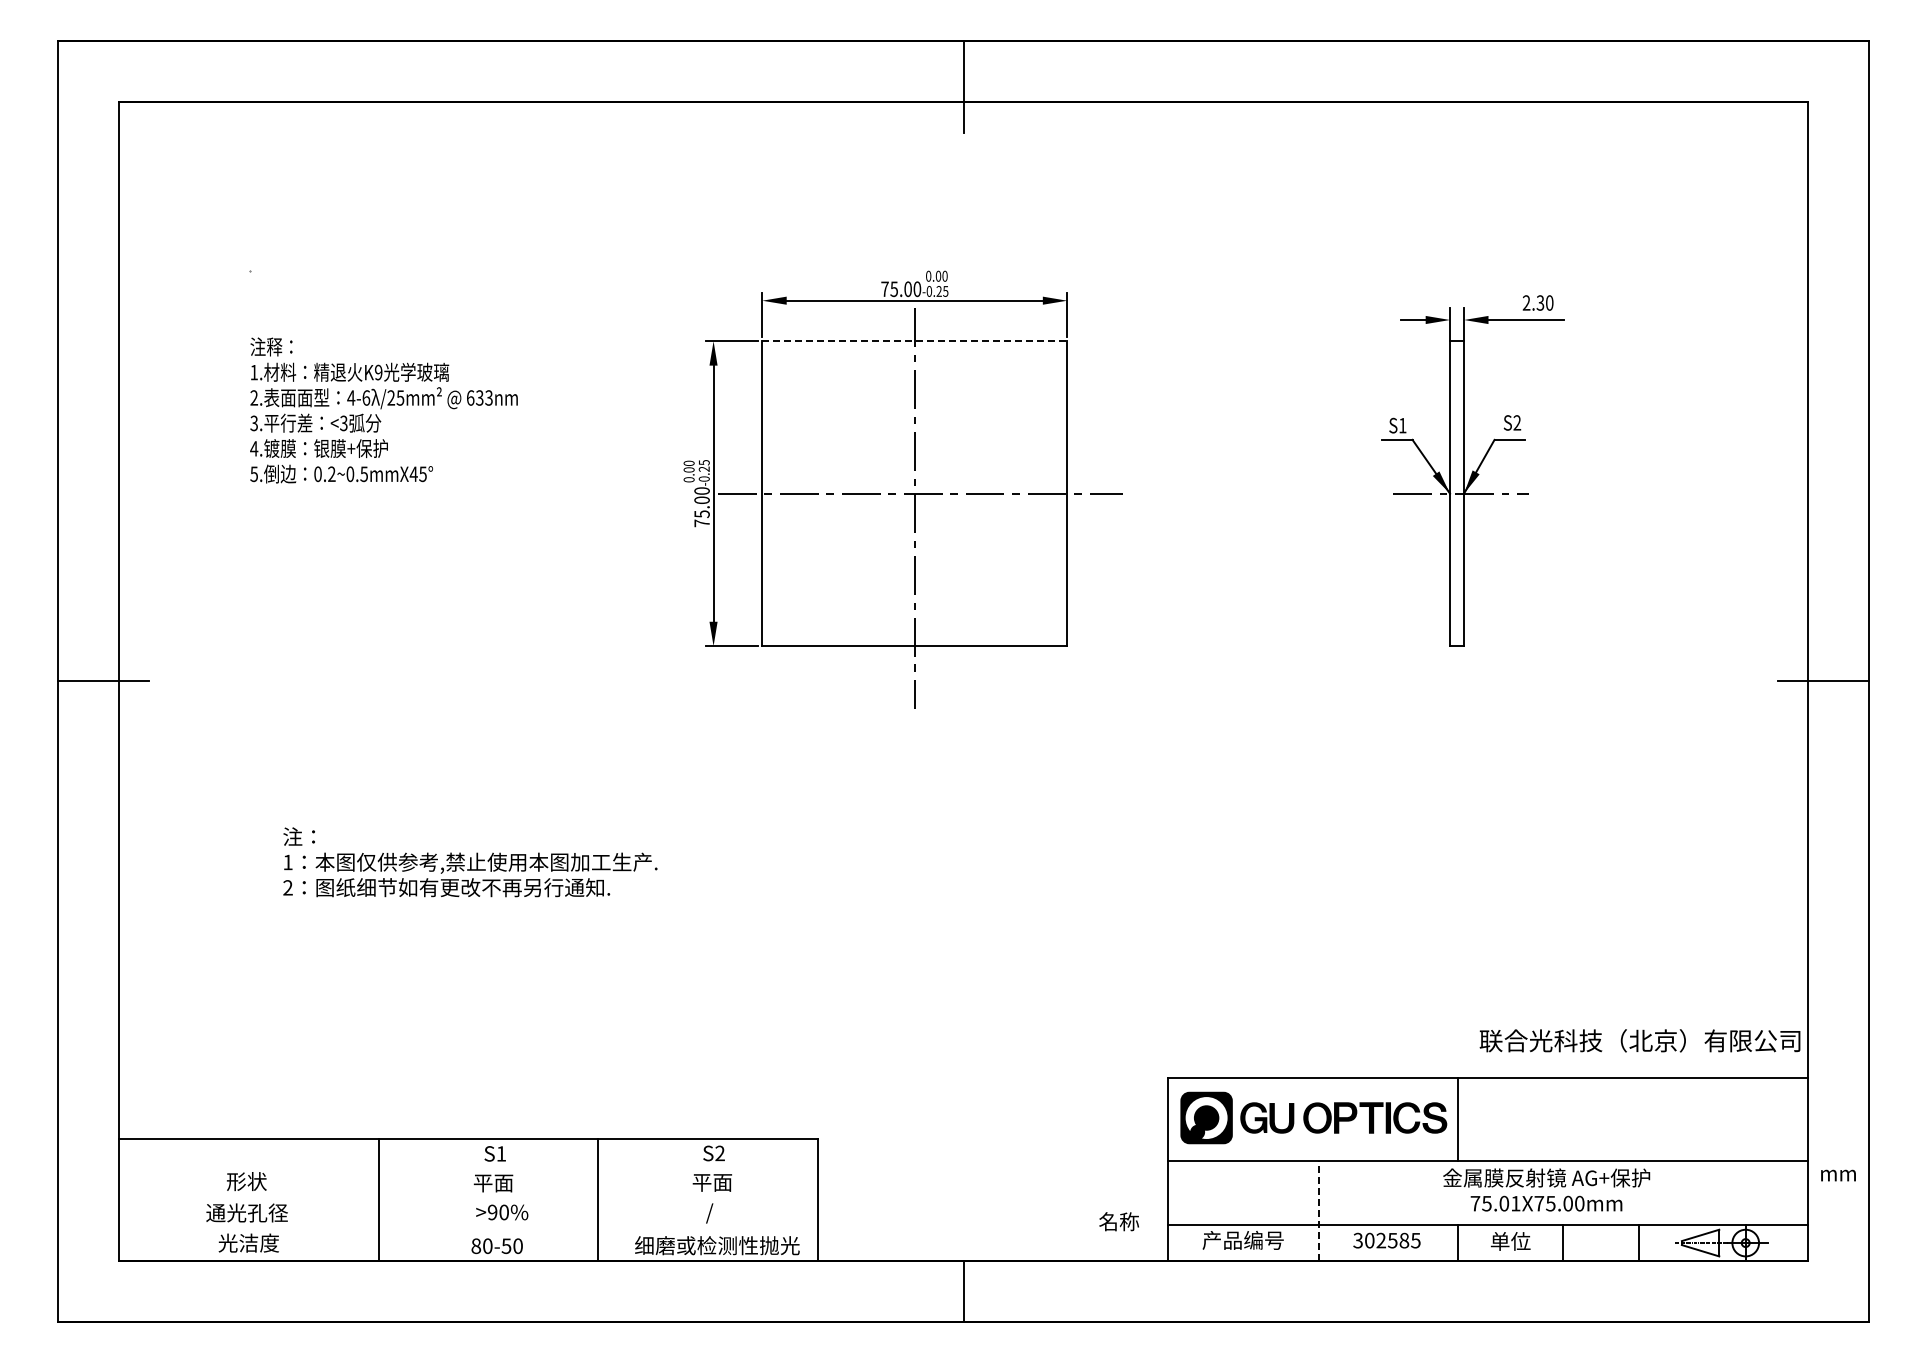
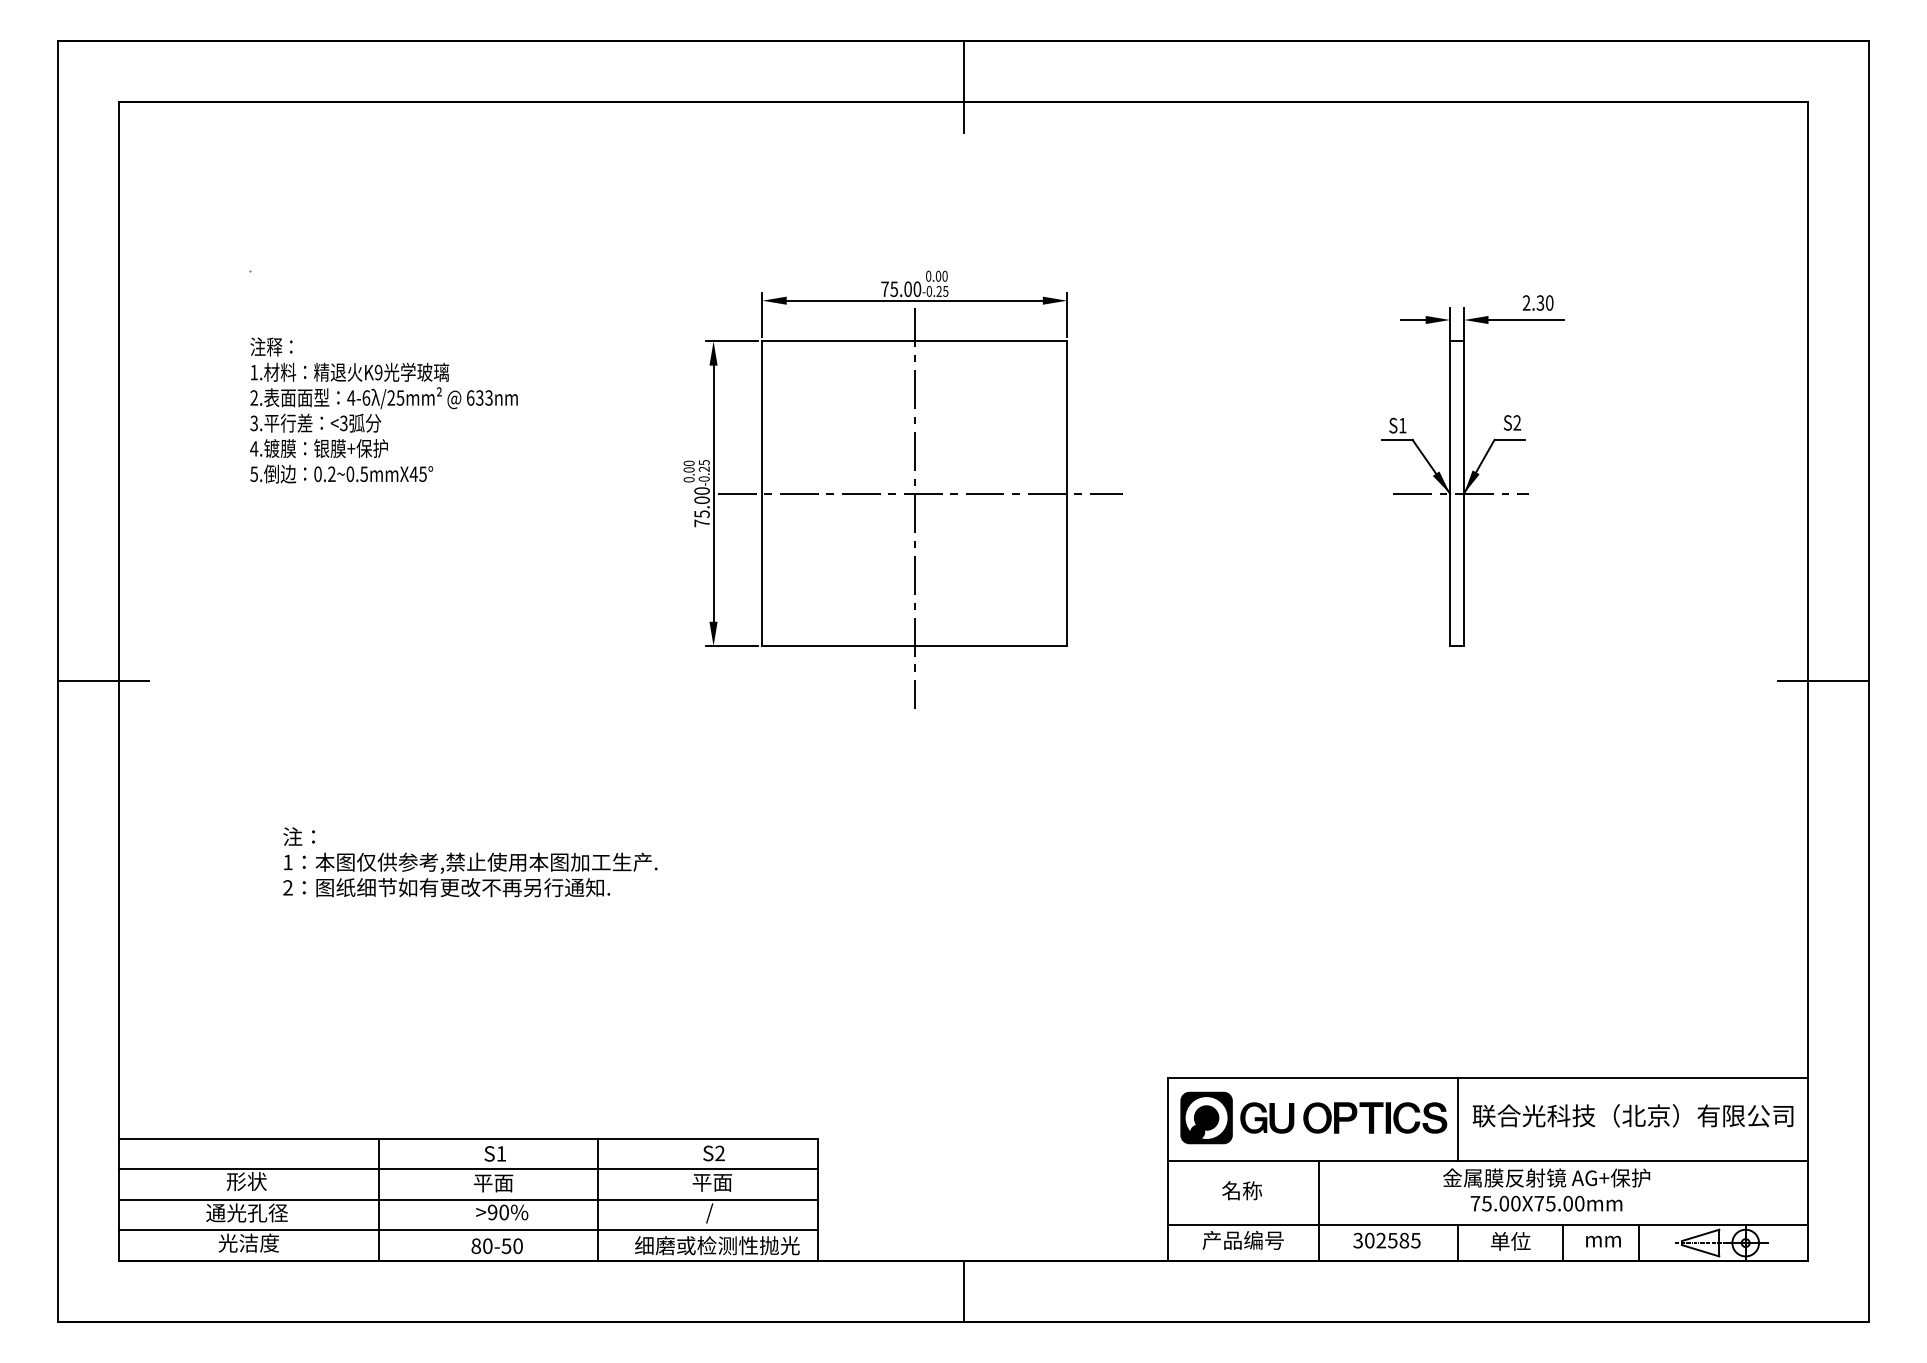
line: dashed -> solid (915, 341)
text position: (1639, 1040) -> (1632, 1115) (1632, 1115)
line: none -> present (468, 1169)
text position: (1838, 1175) -> (1603, 1241) (1603, 1241)
line: none -> present (468, 1199)
text: 75.01X75.00mm -> 75.00X75.00mm (1515, 1203)
line: dashed -> solid (1318, 1211)
text position: (1118, 1221) -> (1241, 1190) (1241, 1190)
line: none -> present (468, 1230)
